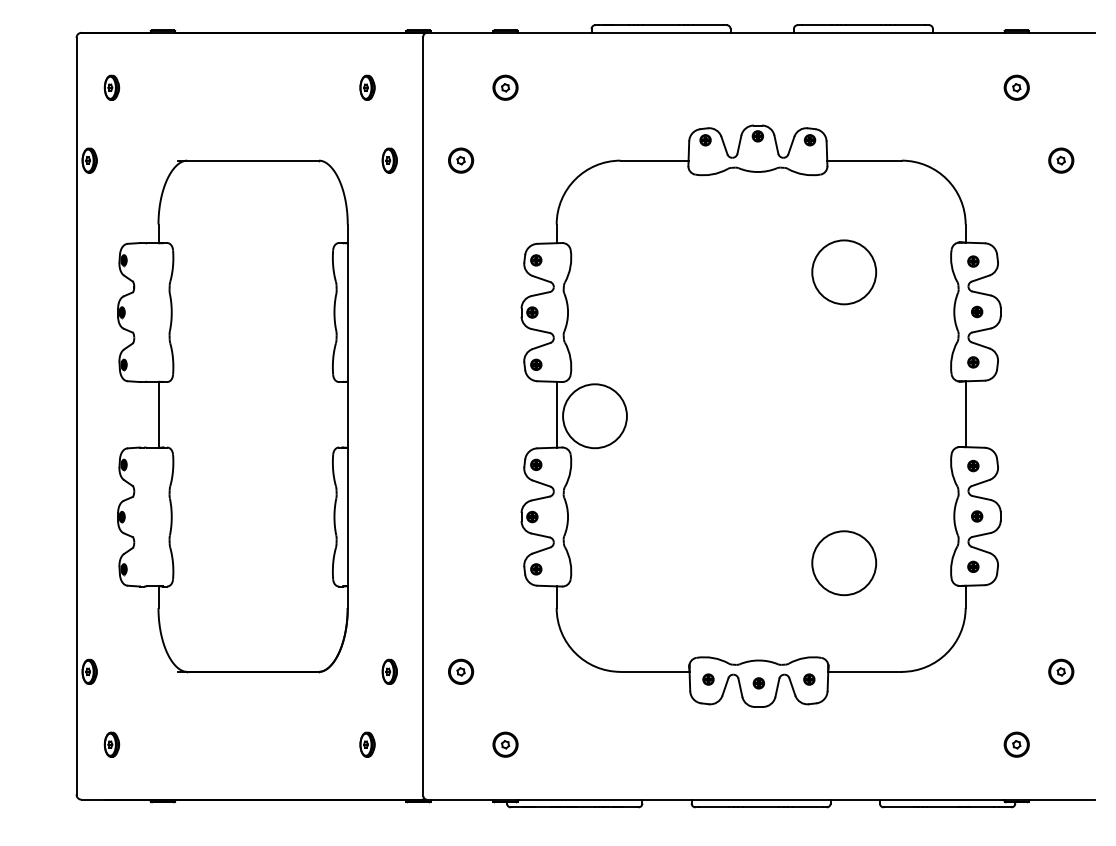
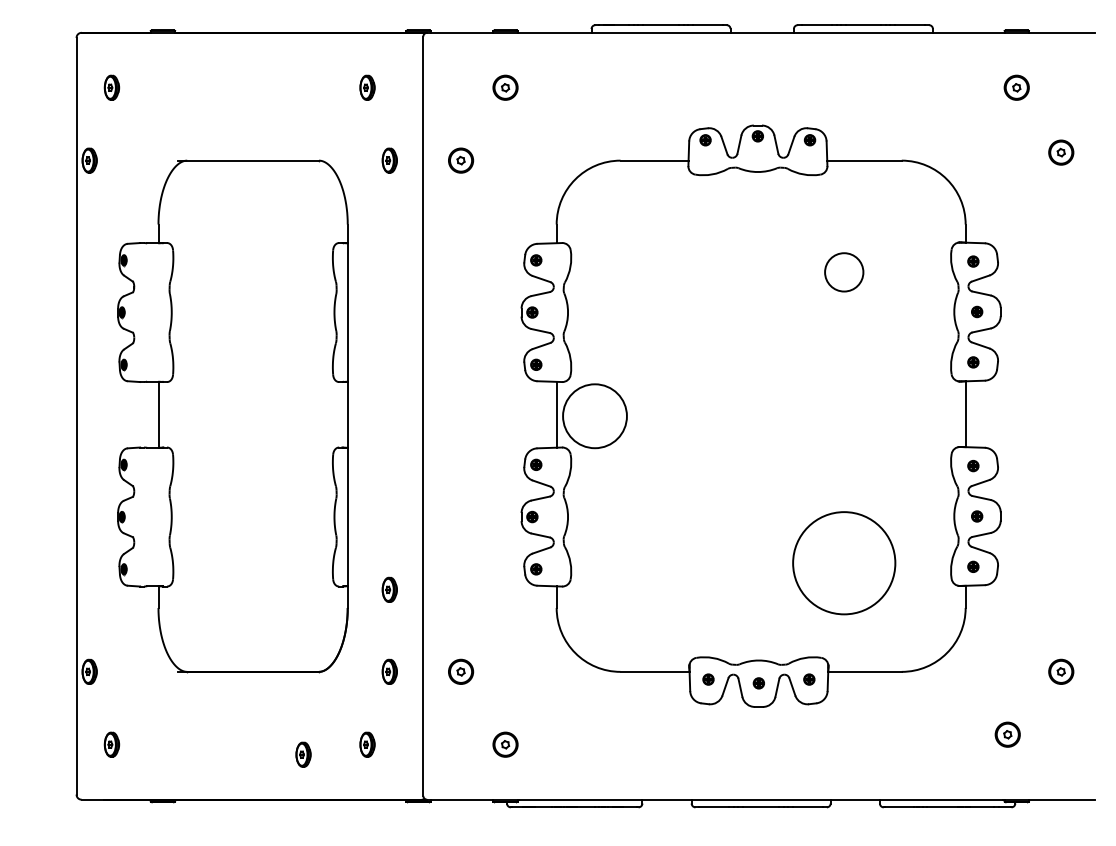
part position: (1061, 160) -> (1061, 152) (1061, 152)
circle diameter: 64 px -> 38 px (844, 272)
circle diameter: 64 px -> 102 px (844, 563)
part: none -> present (389, 589)
part position: (1016, 744) -> (1007, 734) (1007, 734)
part: none -> present (303, 754)
